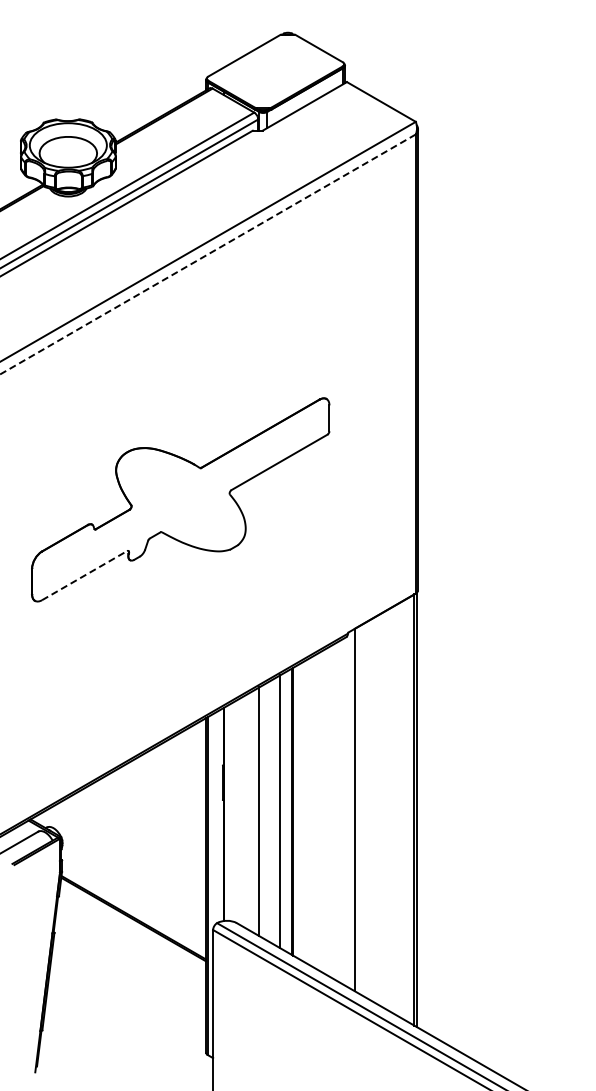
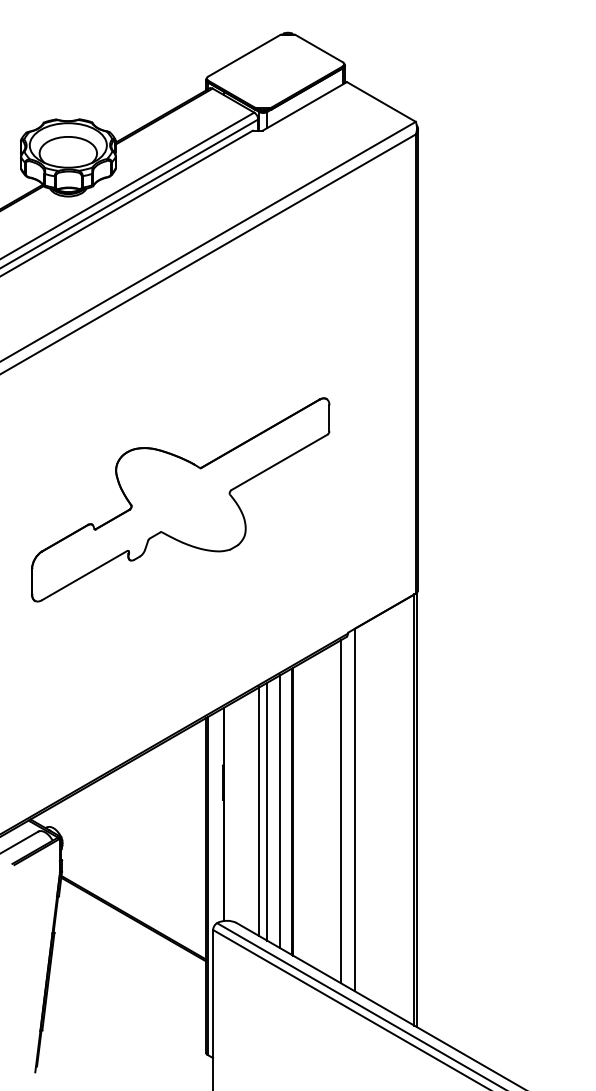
line: dashed -> solid (208, 254)
line: dashed -> solid (85, 575)
line: none -> present (267, 811)
line: none -> present (341, 811)
